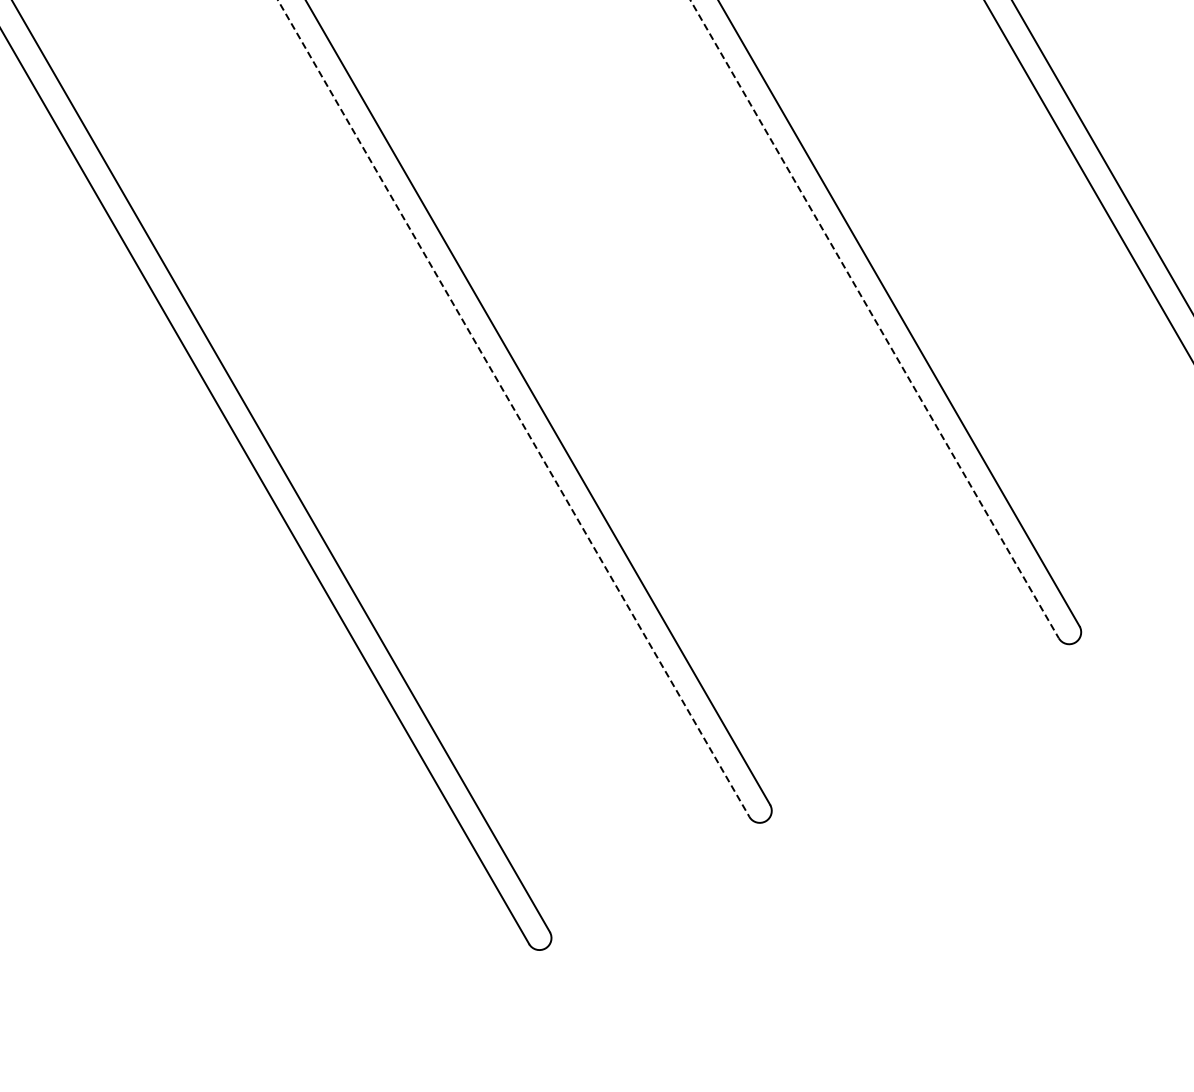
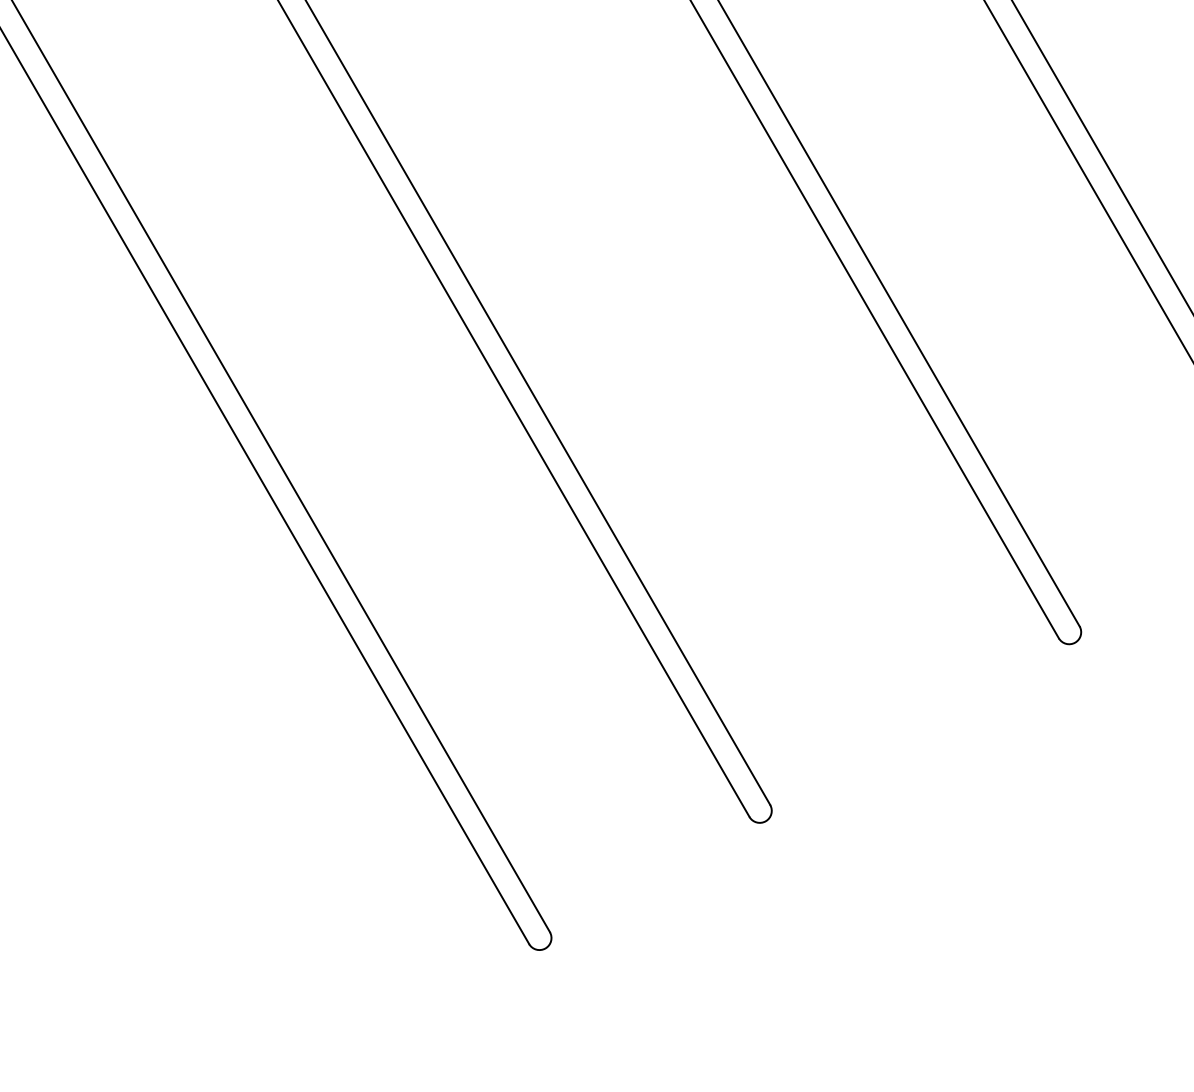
line: dashed -> solid (874, 319)
line: dashed -> solid (514, 409)
